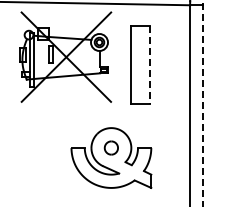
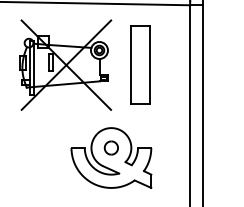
part position: (65, 56) -> (65, 64) (65, 64)
line: dashed -> solid (150, 65)
line: dashed -> solid (202, 103)
